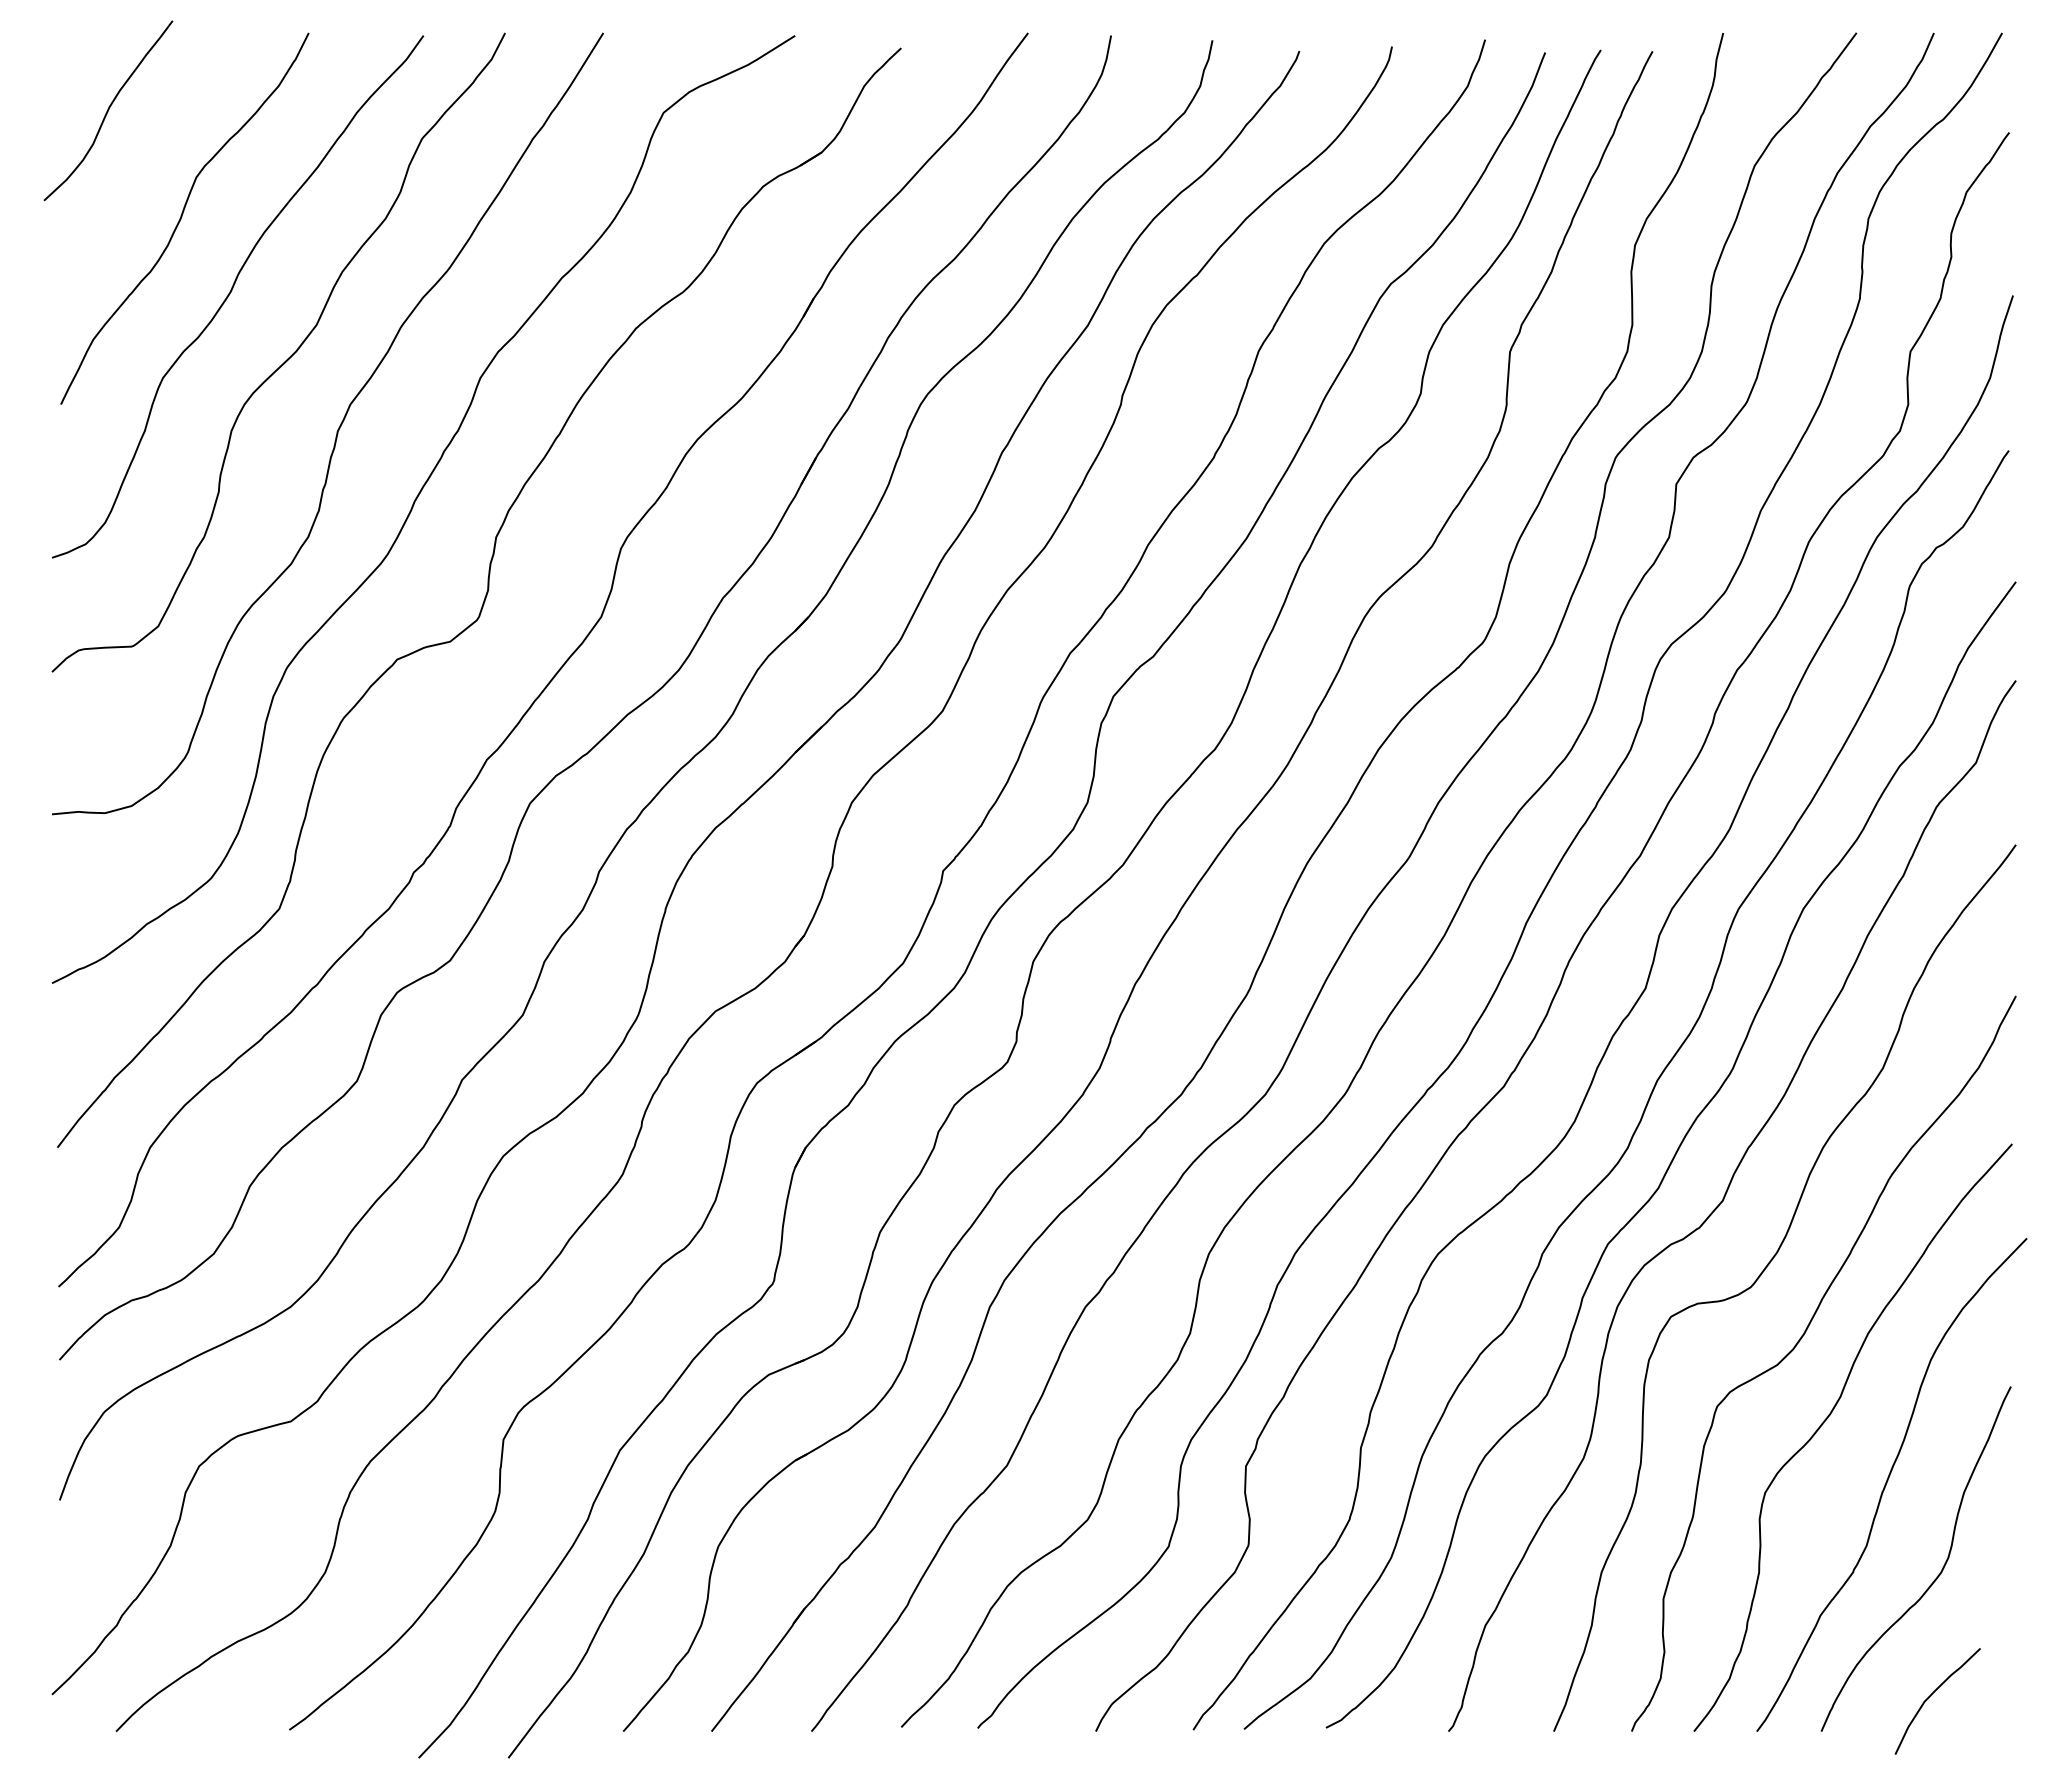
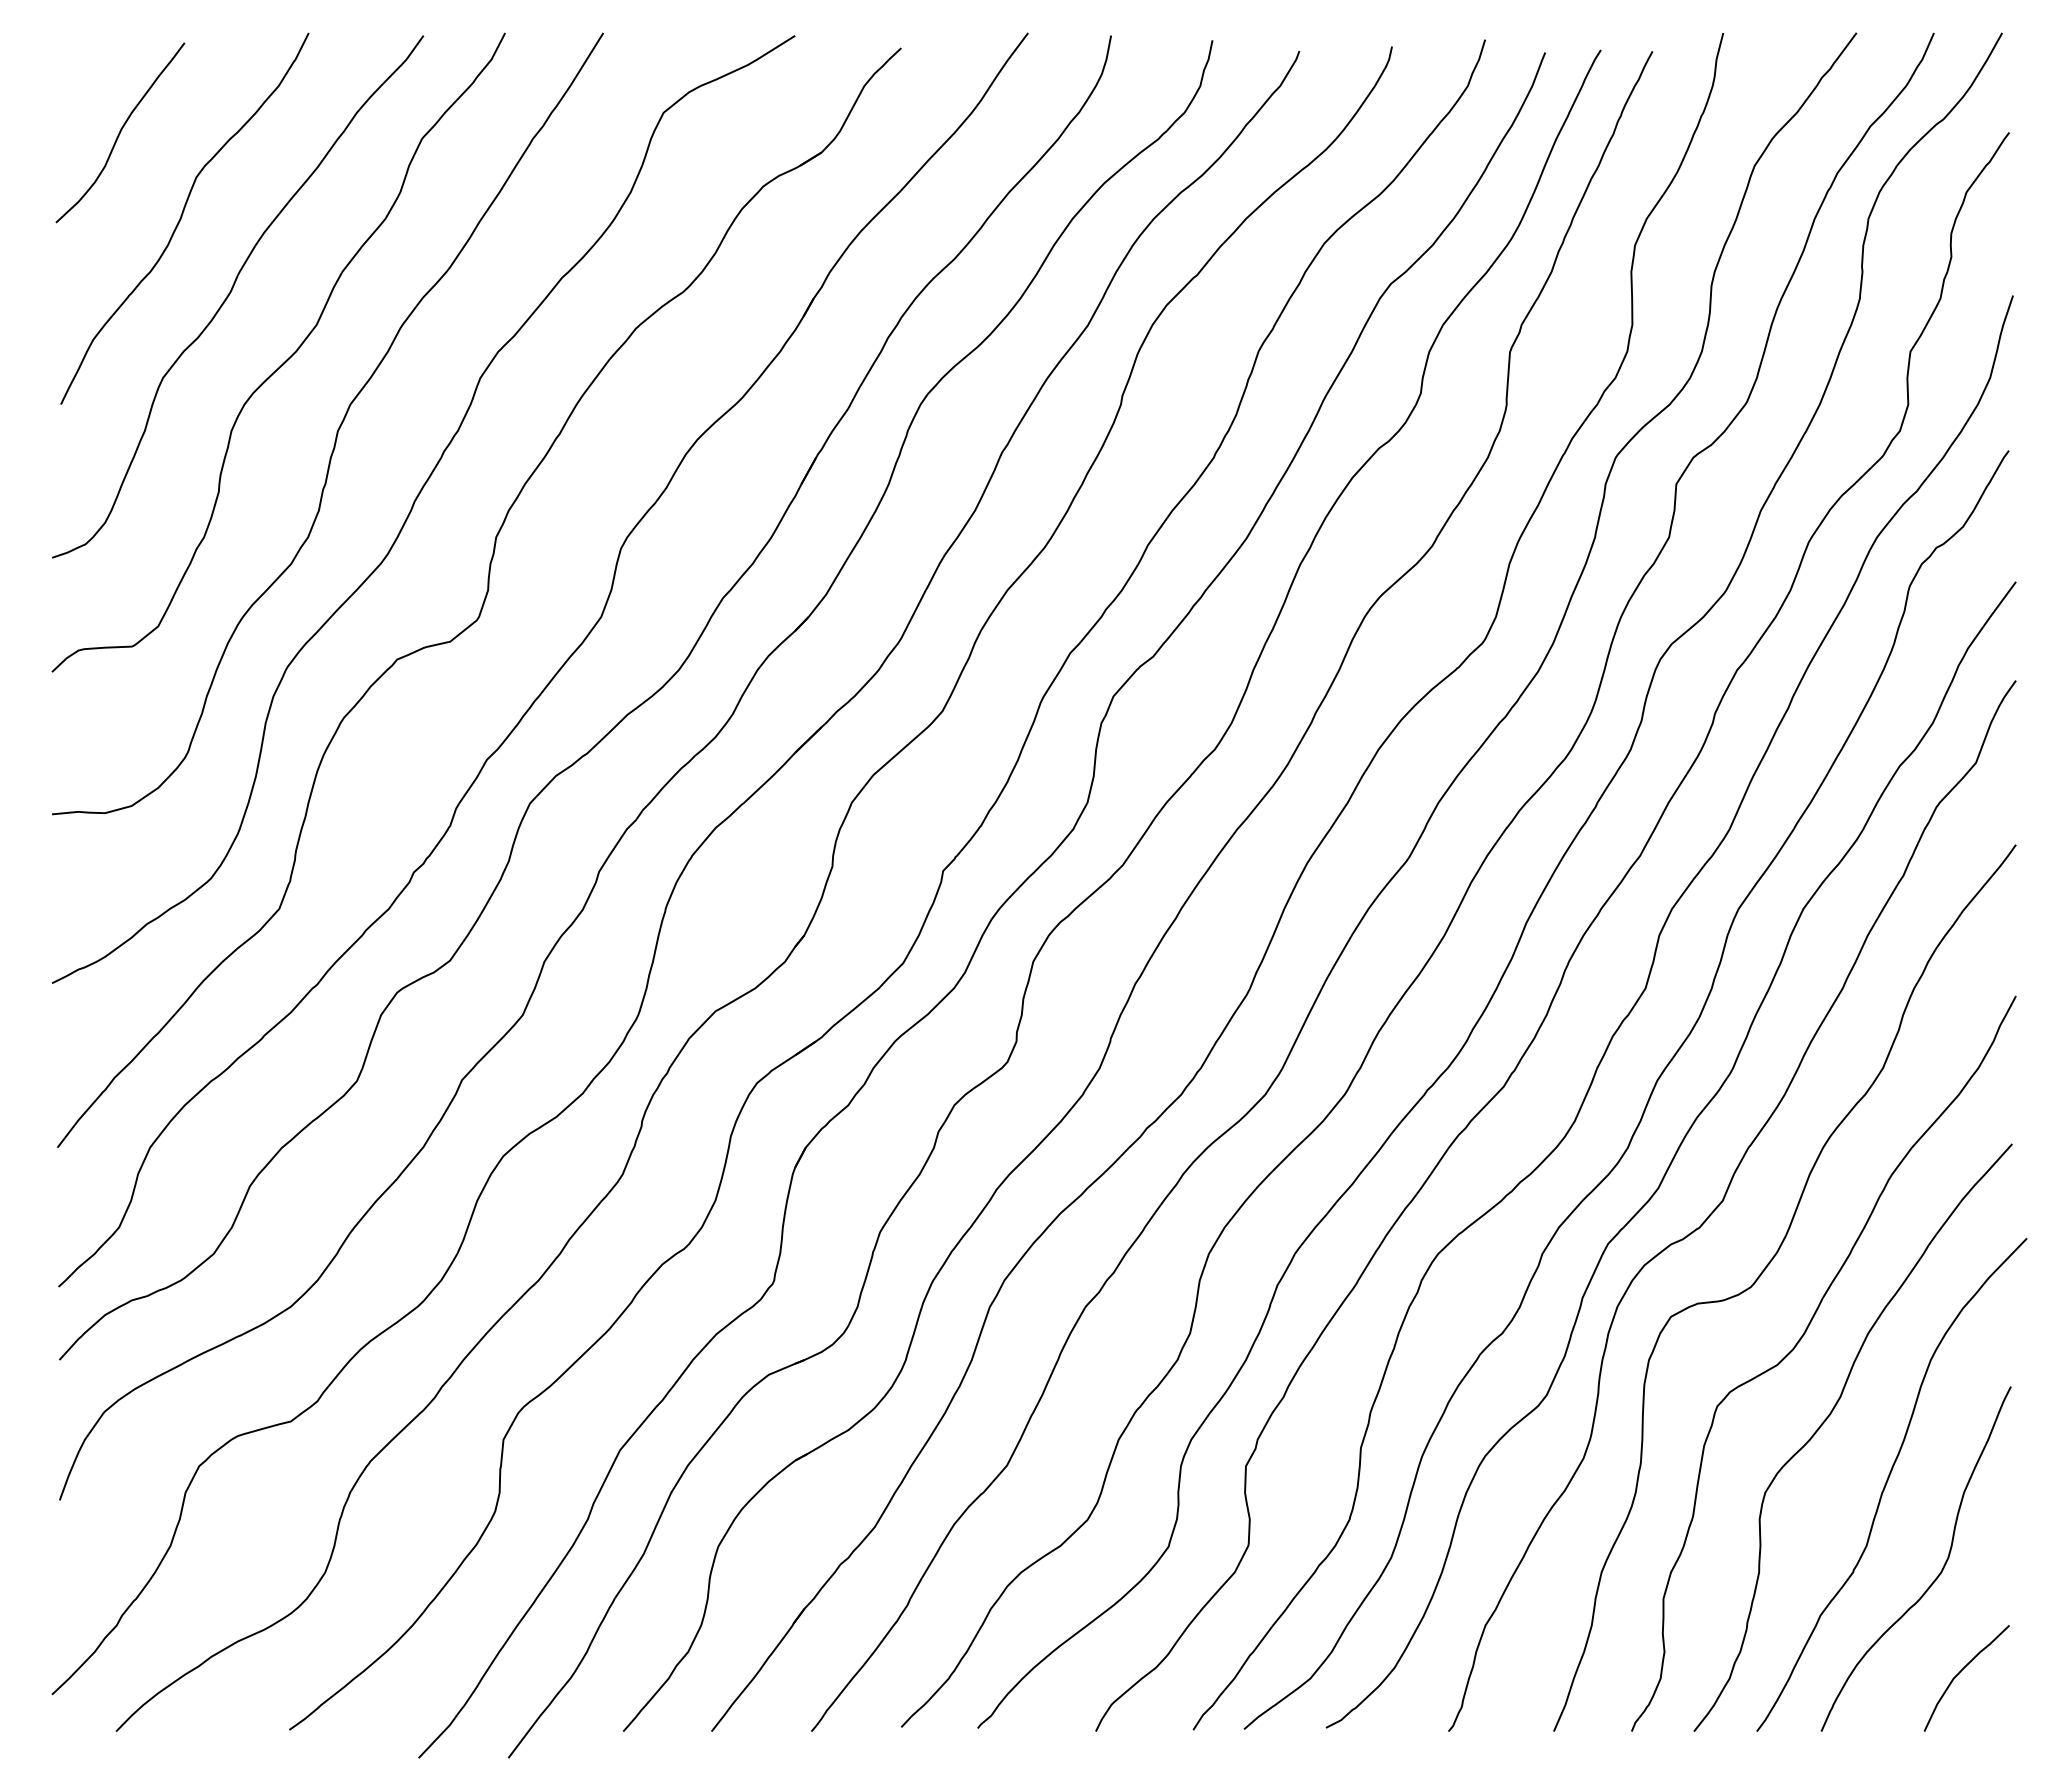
curve position: (108, 110) -> (120, 132) (120, 132)
curve position: (1931, 1696) -> (1960, 1673) (1960, 1673)
